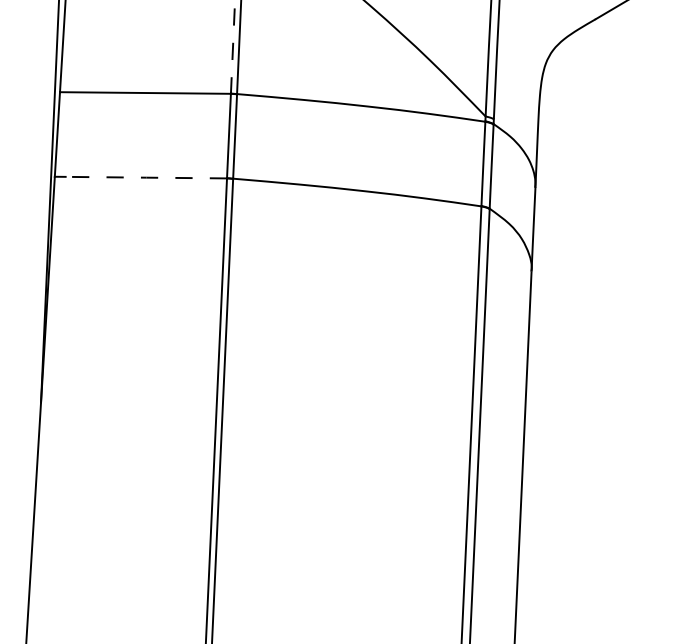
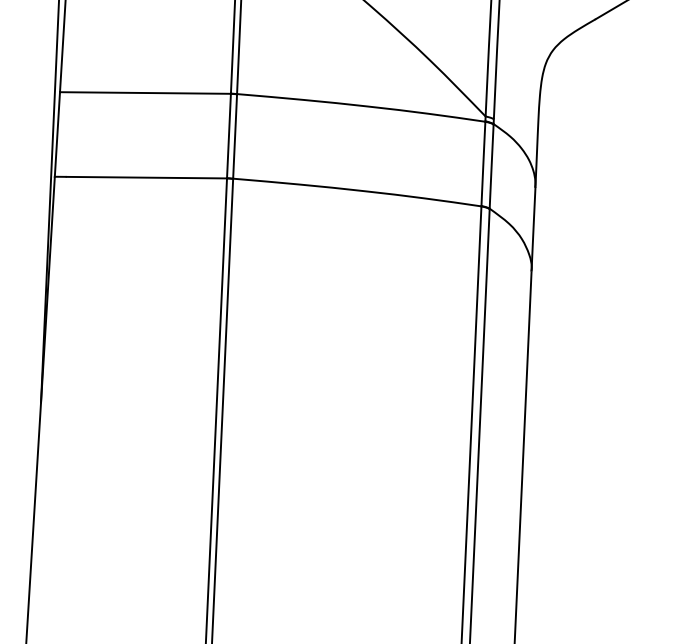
line: dashed -> solid (233, 47)
line: dashed -> solid (146, 177)
